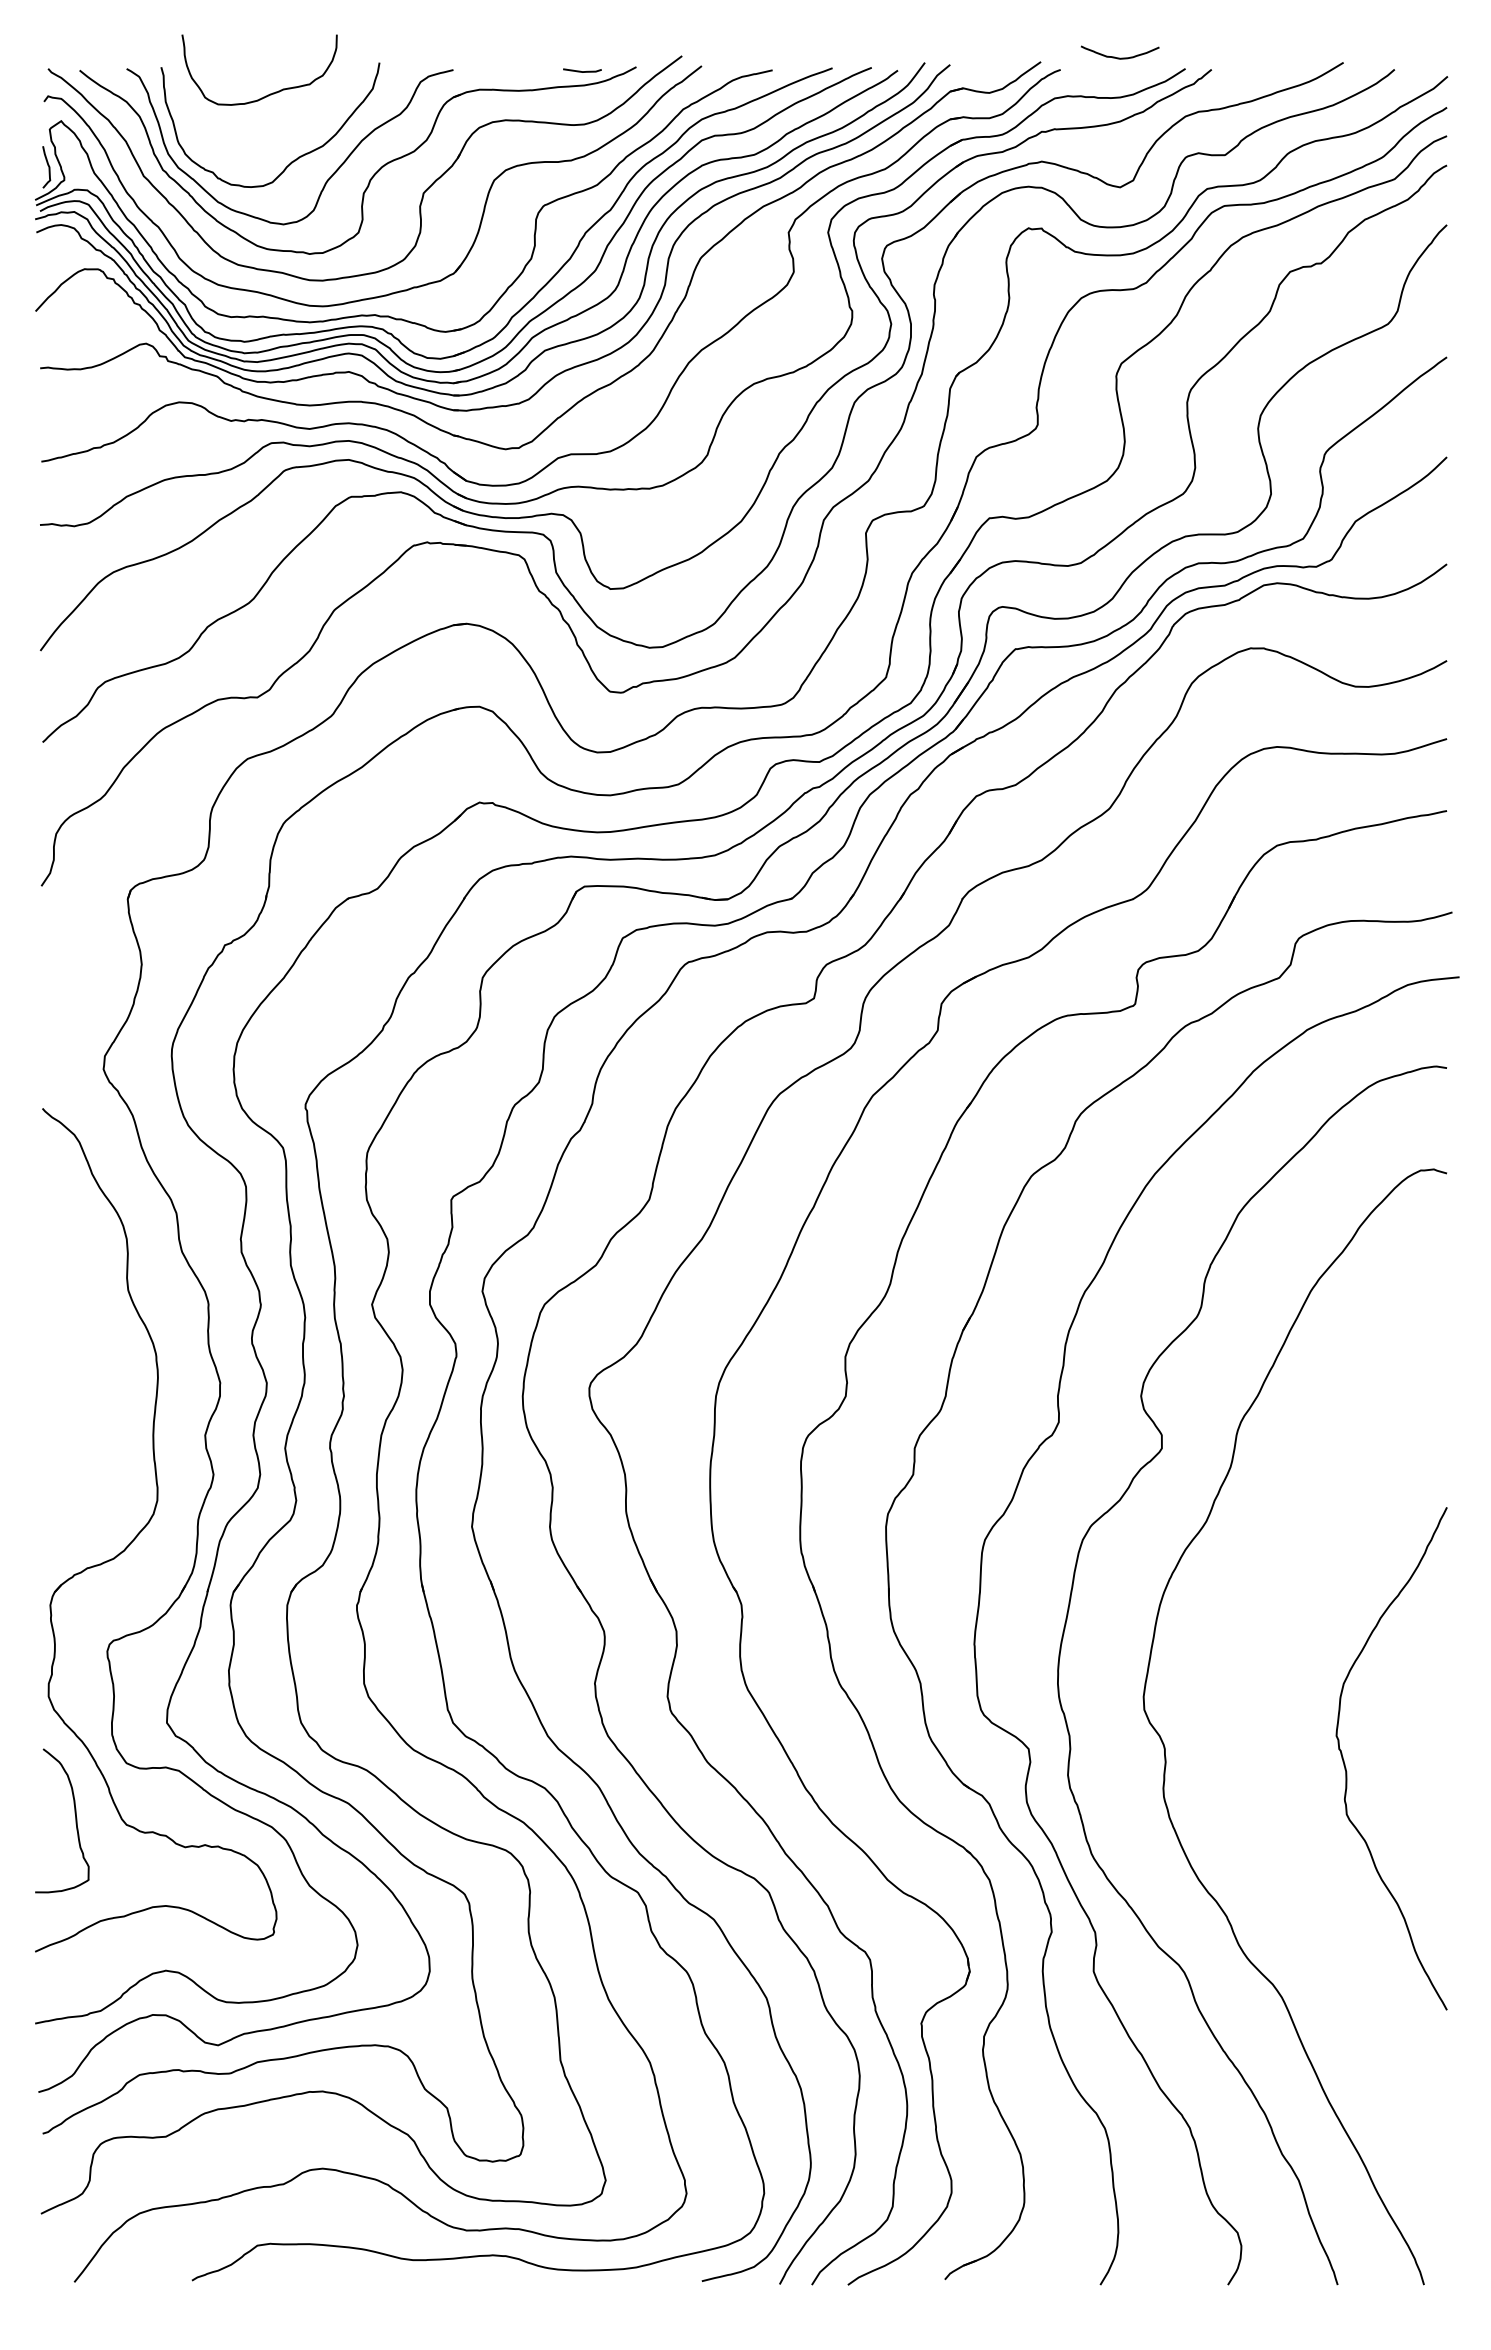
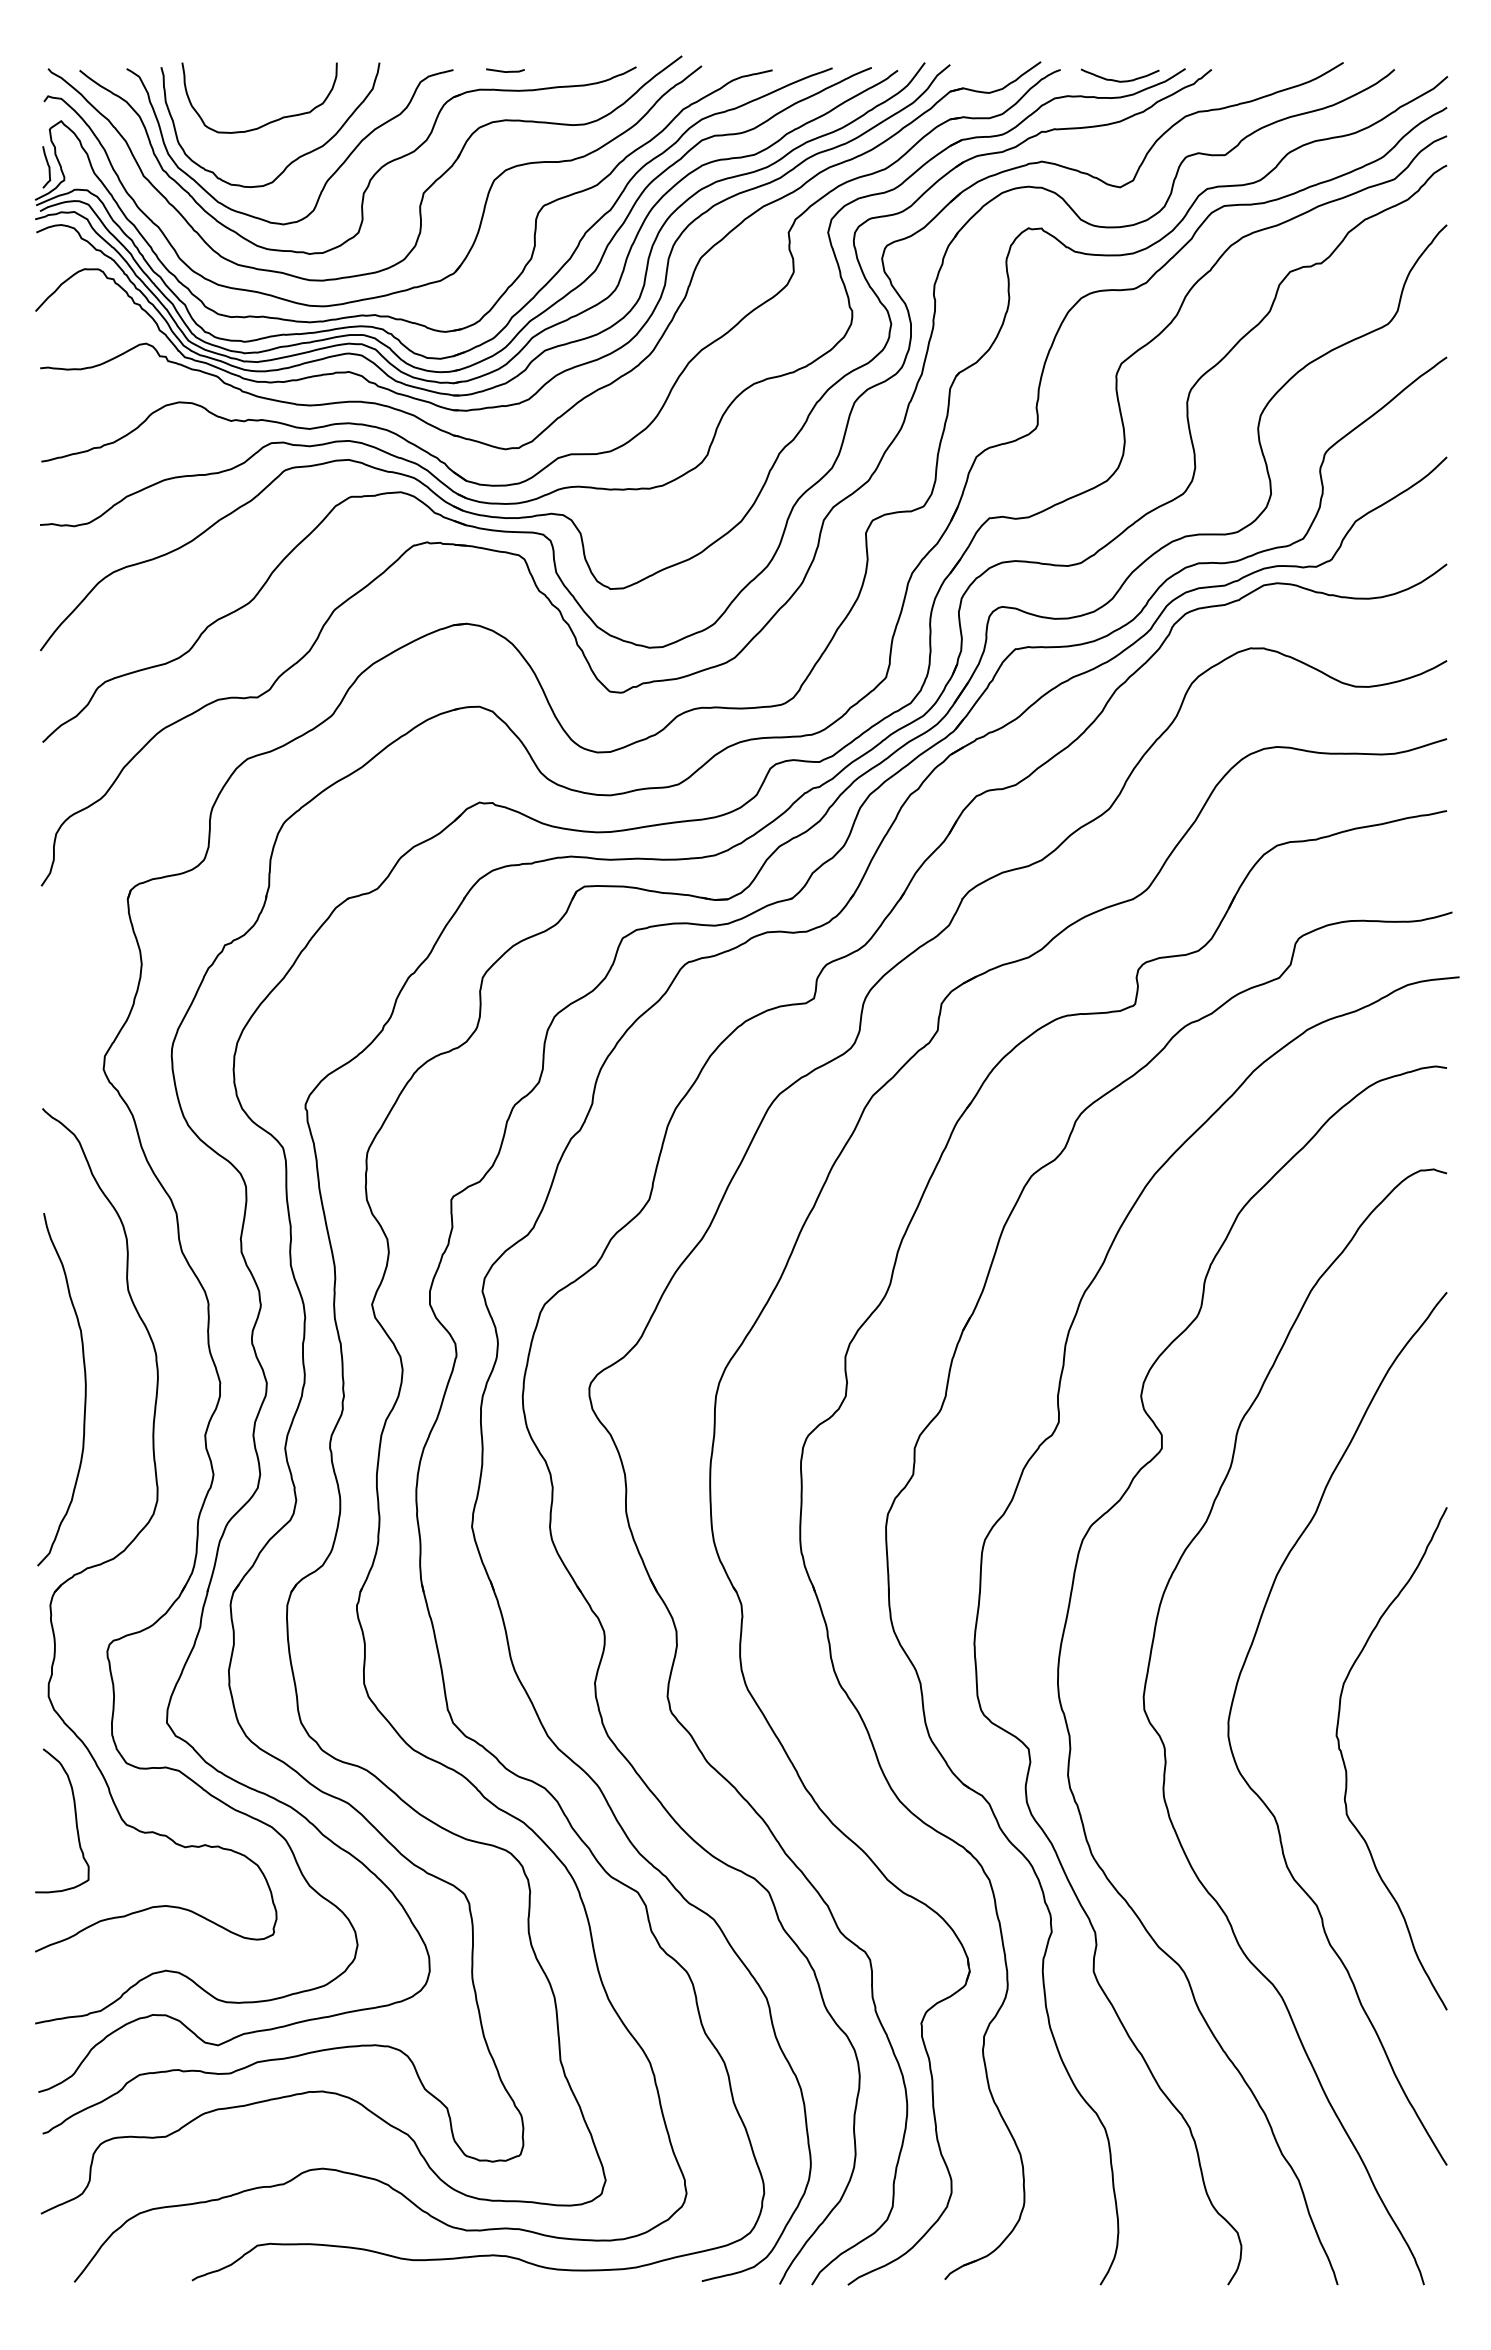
curve position: (1119, 57) -> (1119, 80) (1119, 80)
line position: (582, 71) -> (505, 71) (505, 71)
curve position: (270, 93) -> (270, 121) (270, 121)
curve: none -> present (84, 1389)
curve: none -> present (1258, 1794)
